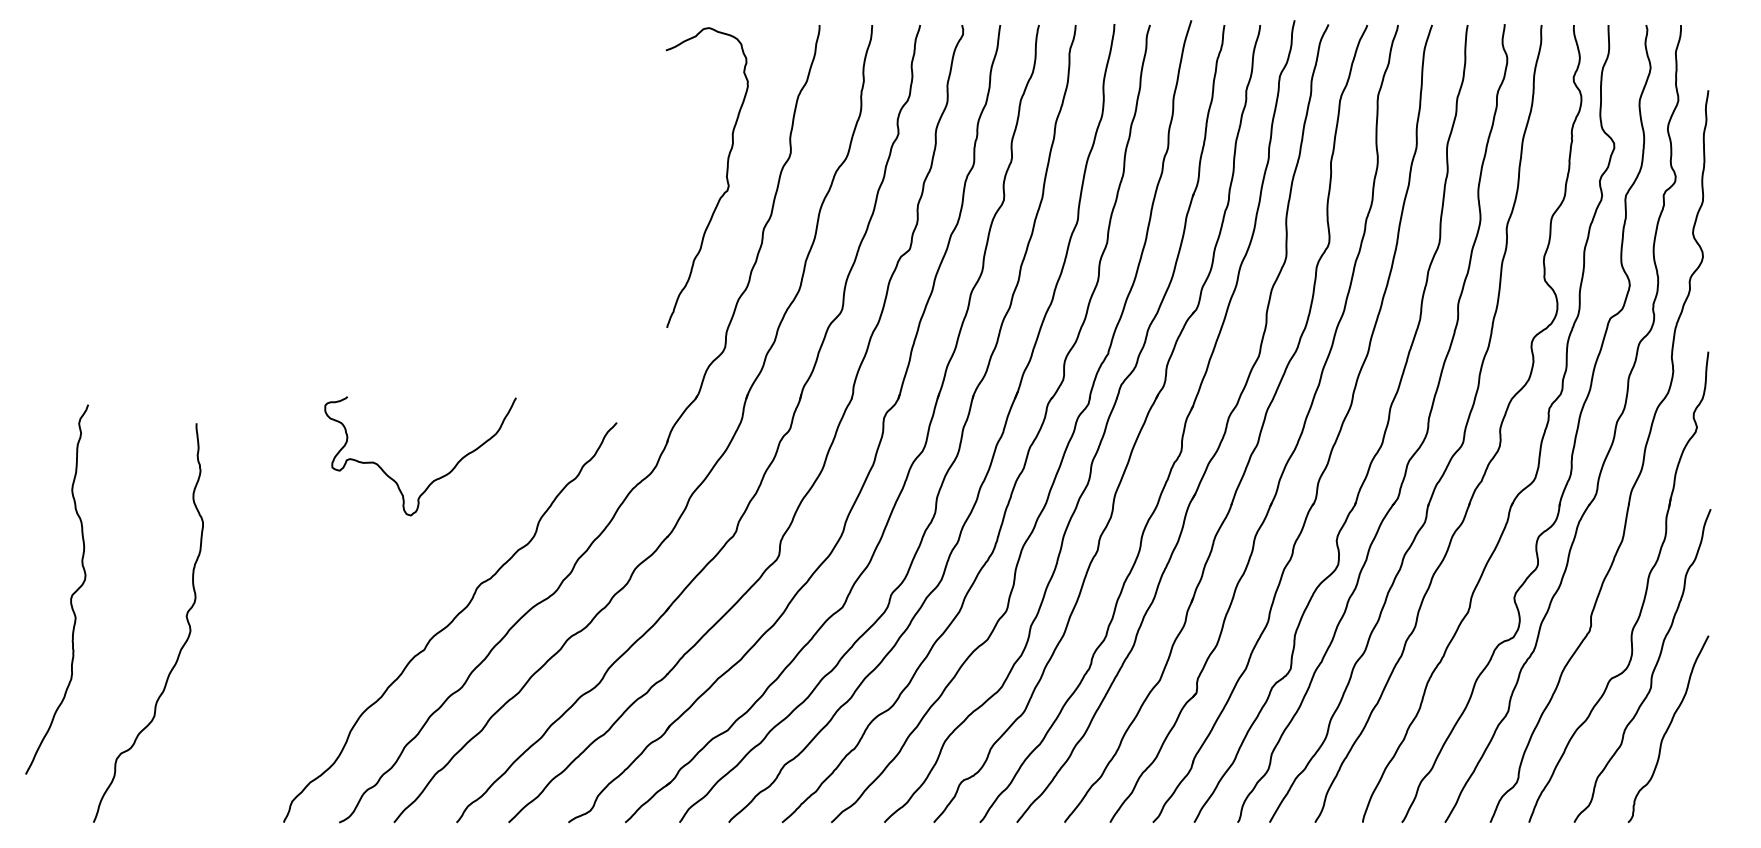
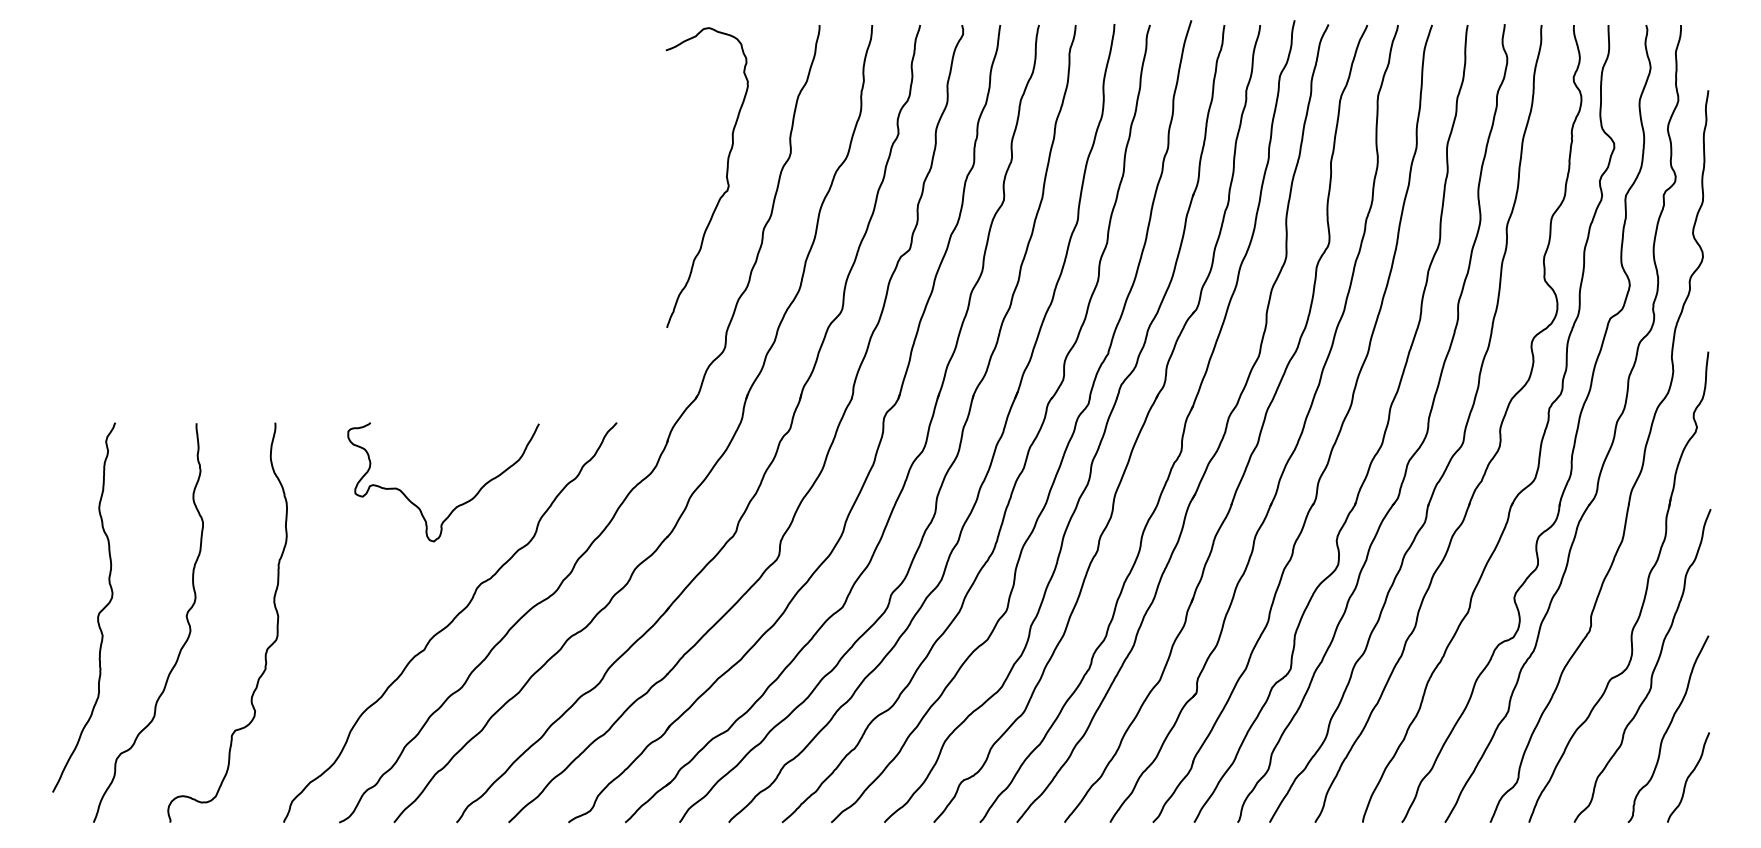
curve position: (434, 479) -> (457, 505) (457, 505)
curve position: (71, 594) -> (98, 612) (98, 612)
curve: none -> present (266, 648)
curve: none -> present (1688, 777)
